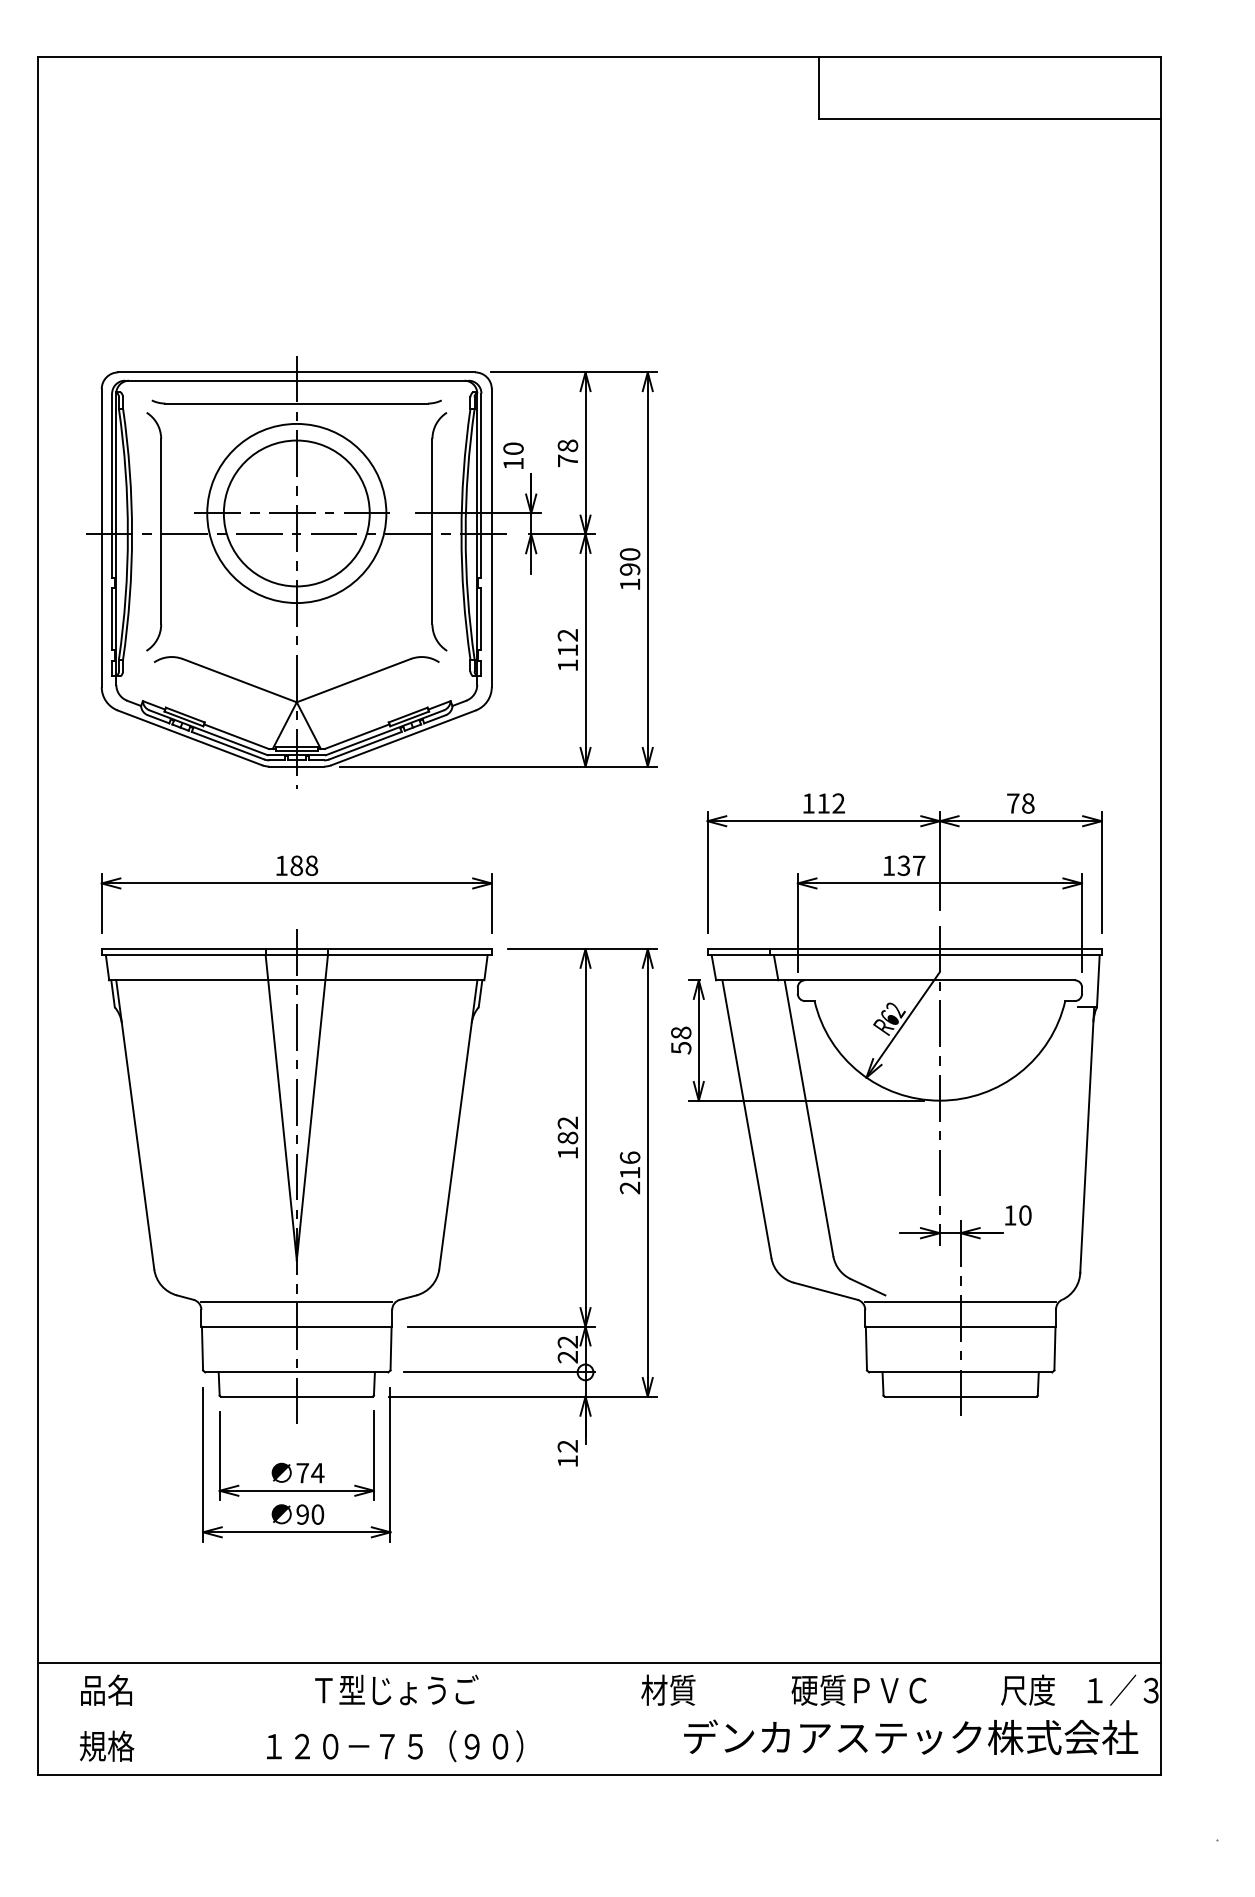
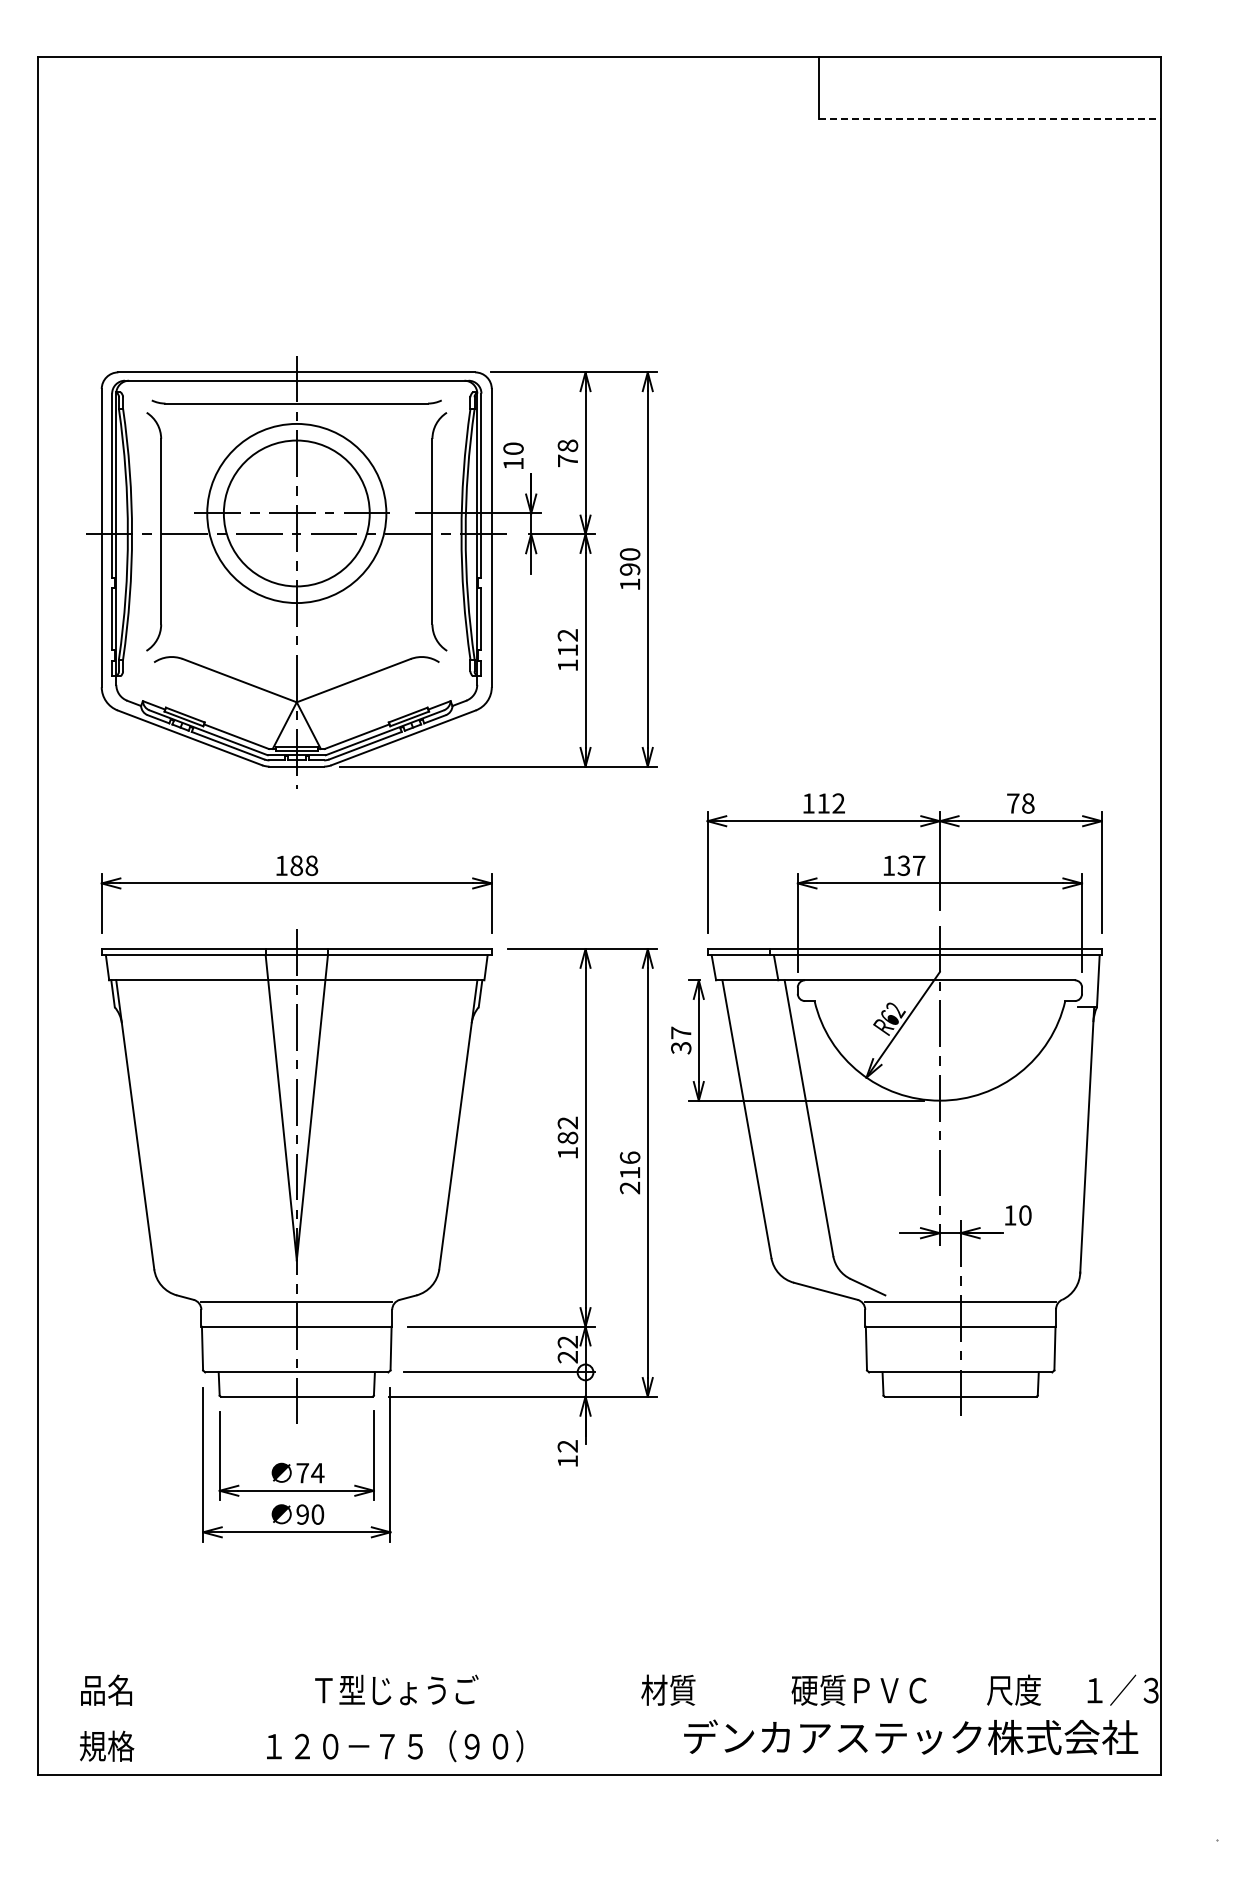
line: solid -> dashed (990, 119)
text: 58 -> 37 (681, 1039)
line: present -> none (599, 1662)
text position: (1027, 1689) -> (1013, 1689) (1013, 1689)
